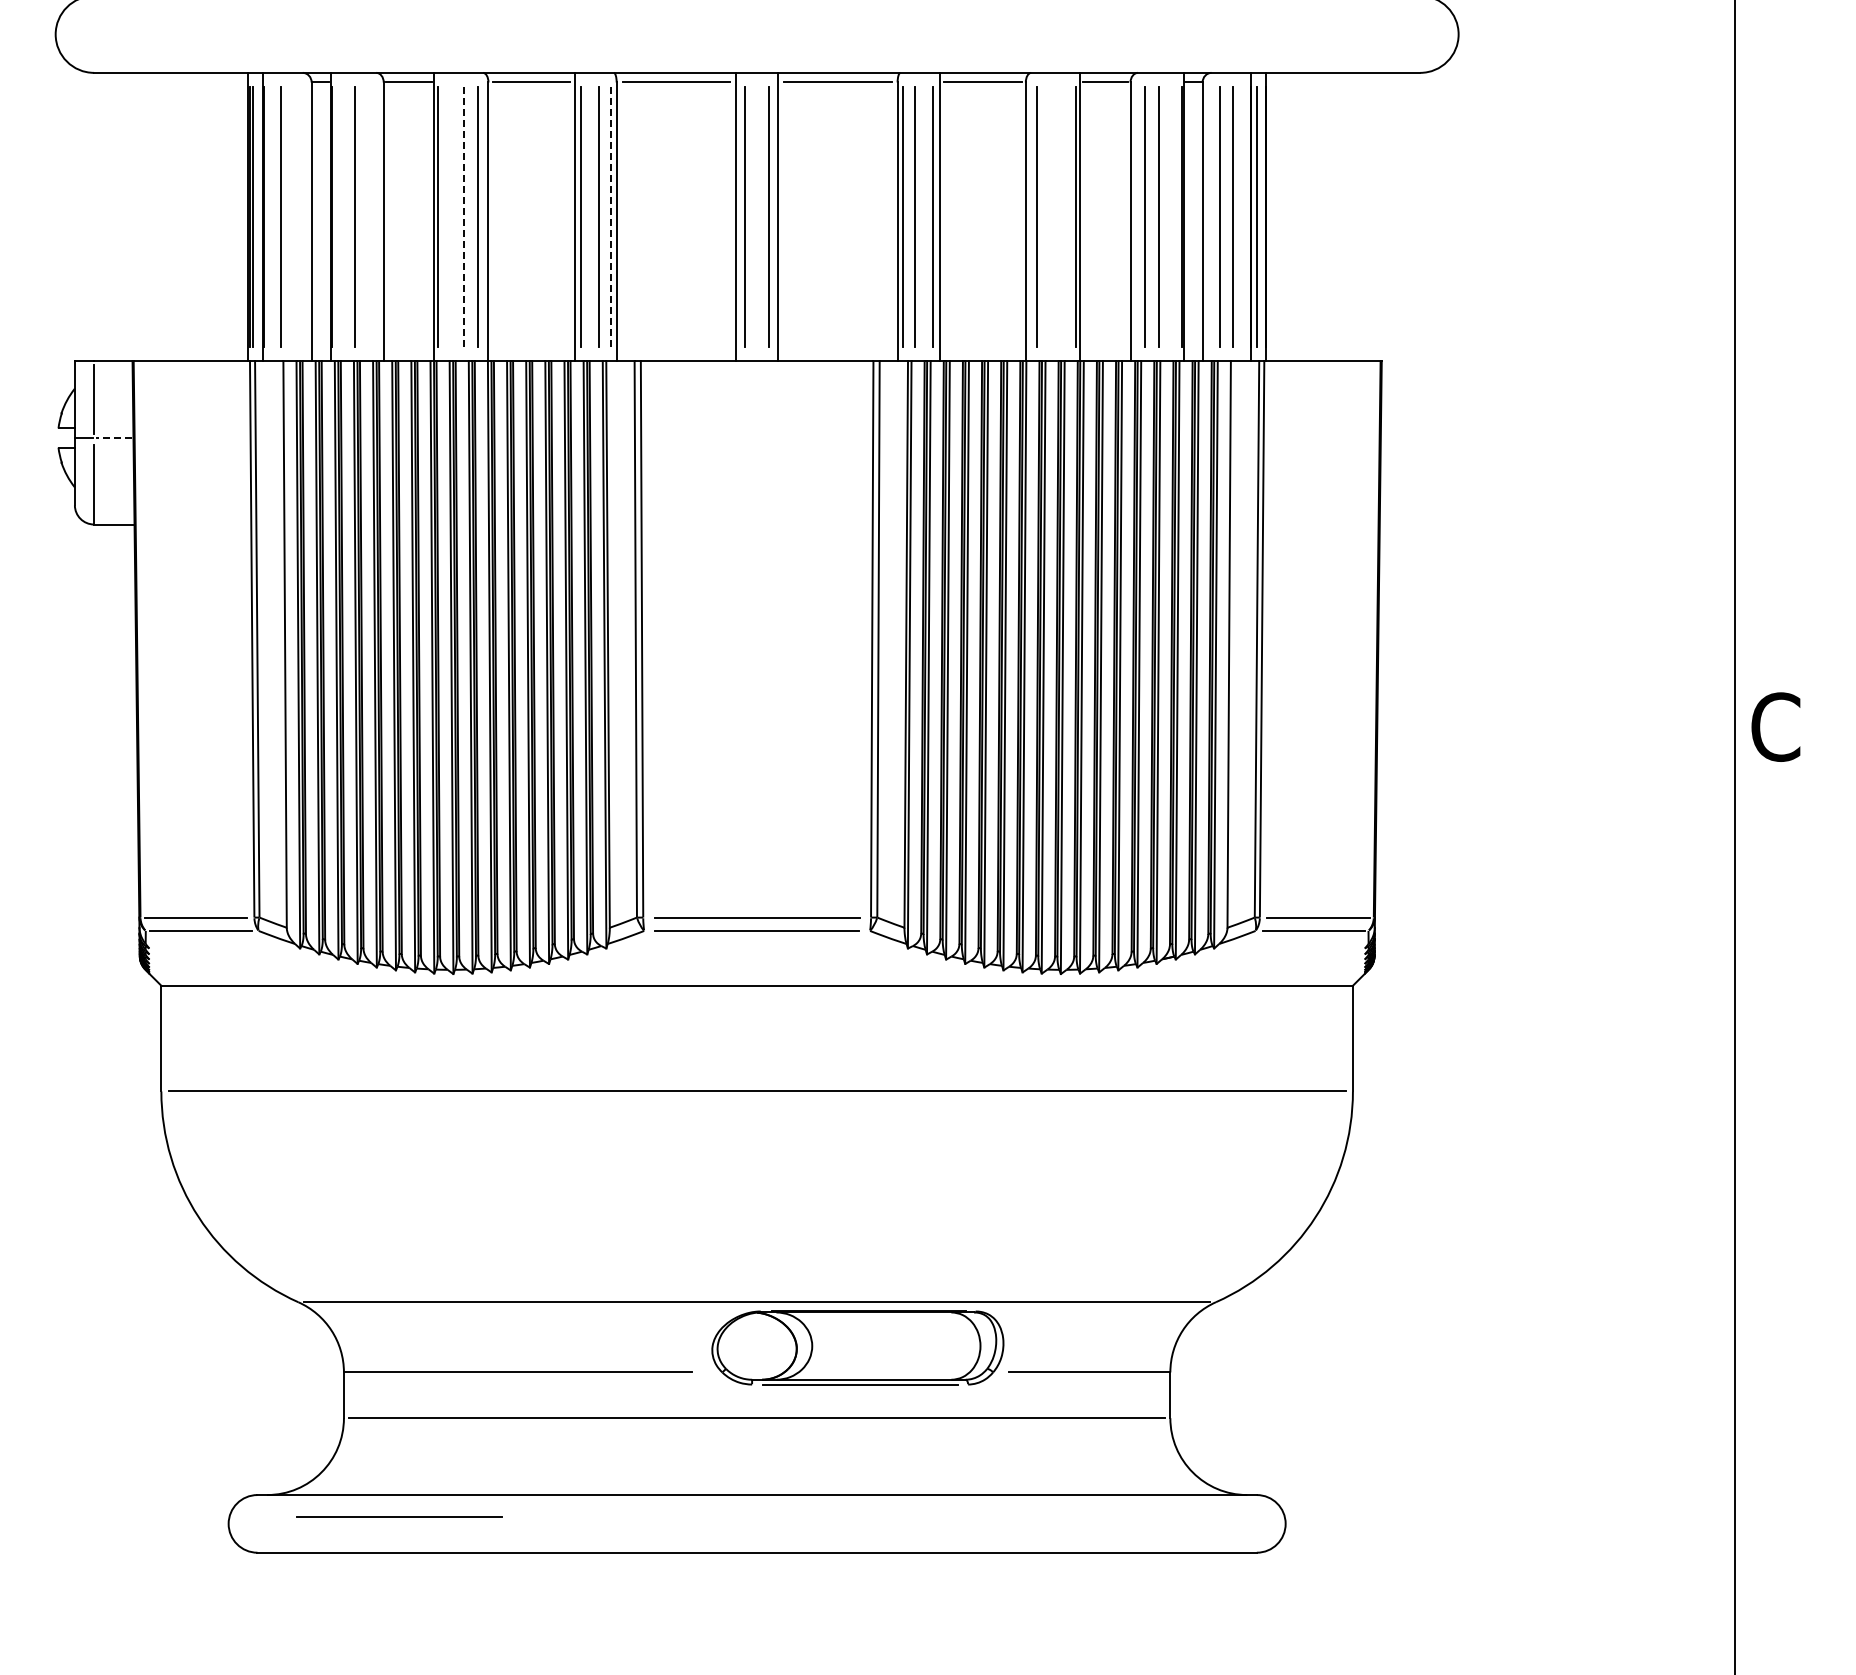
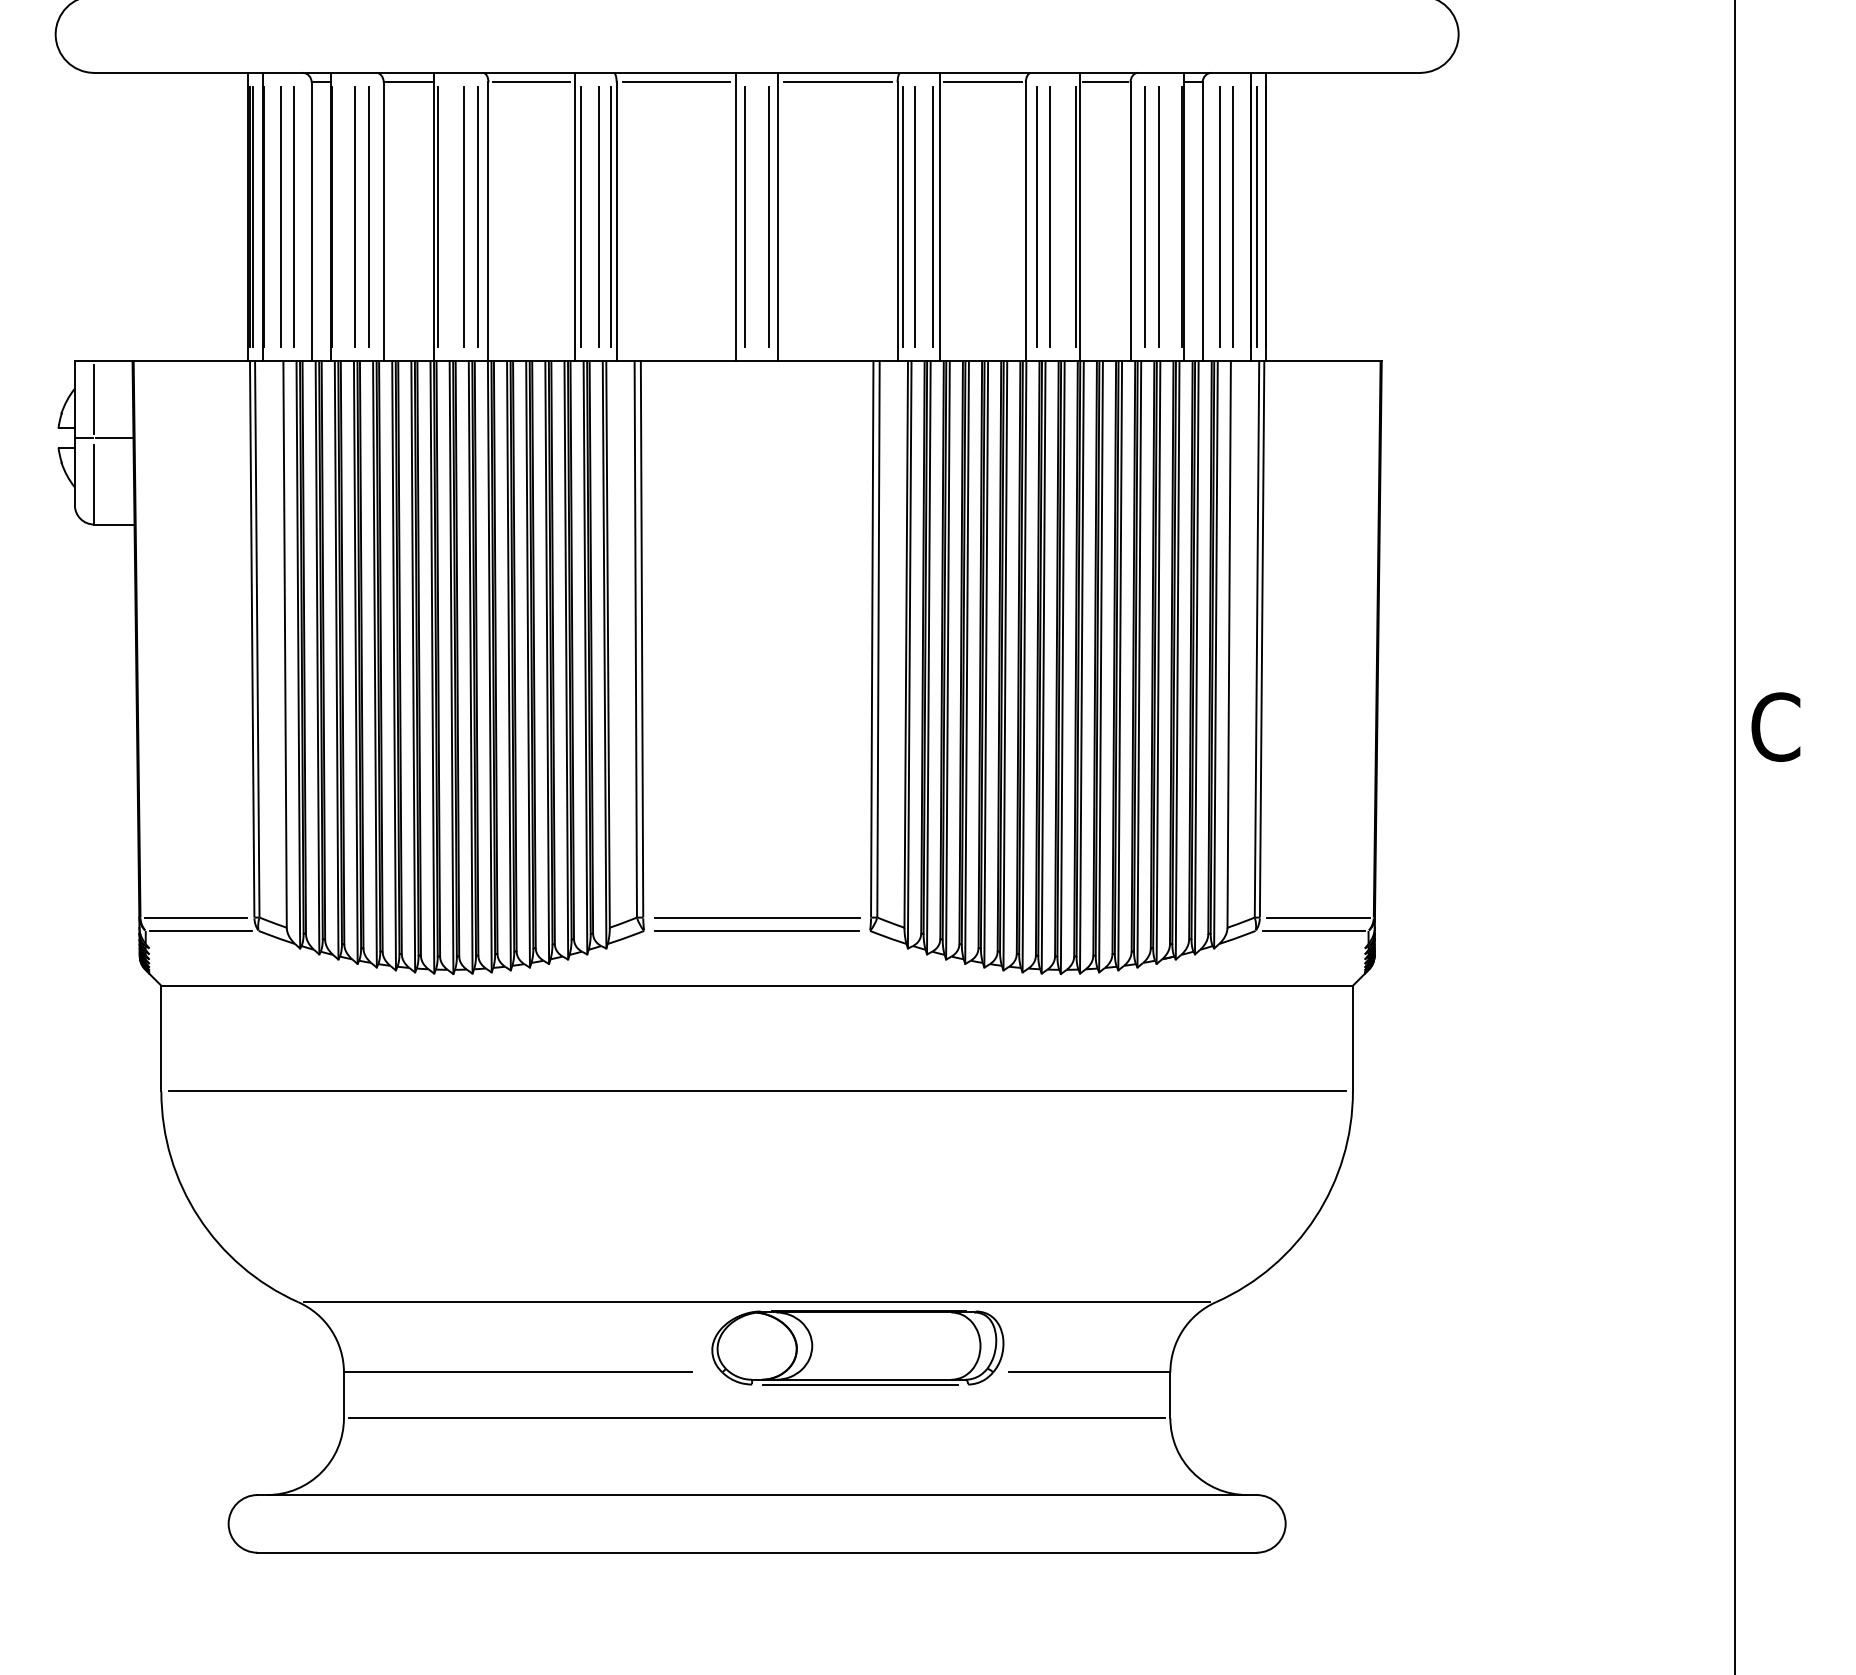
line: none -> present (293, 216)
line: none -> present (368, 216)
line: none -> present (1050, 216)
line: dashed -> solid (464, 217)
line: dashed -> solid (611, 217)
line: dashed -> solid (113, 438)
line: present -> none (399, 1516)
